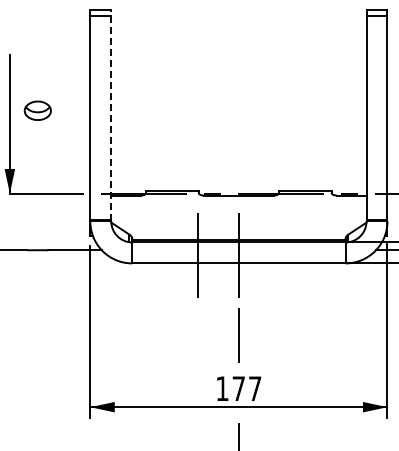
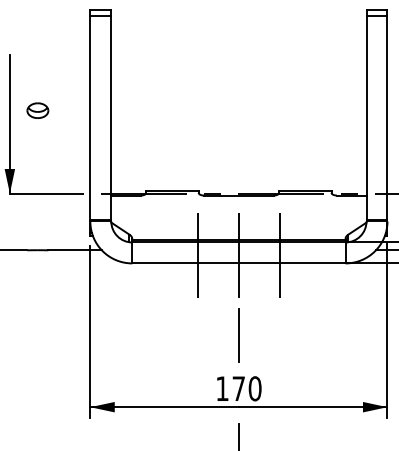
part size: 29x21 px -> 24x17 px (37, 110)
line: dashed -> solid (111, 115)
line: none -> present (279, 252)
text: 177 -> 170 (254, 388)
